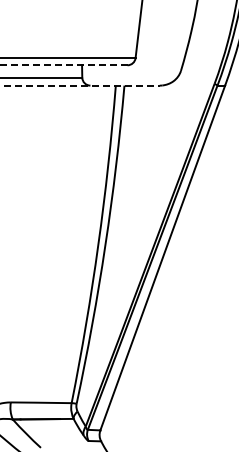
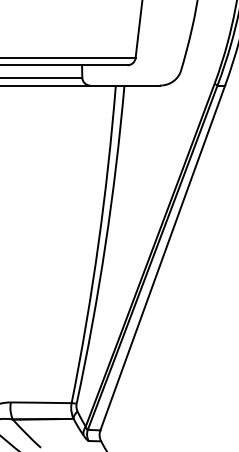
line: dashed -> solid (63, 65)
line: dashed -> solid (80, 85)
